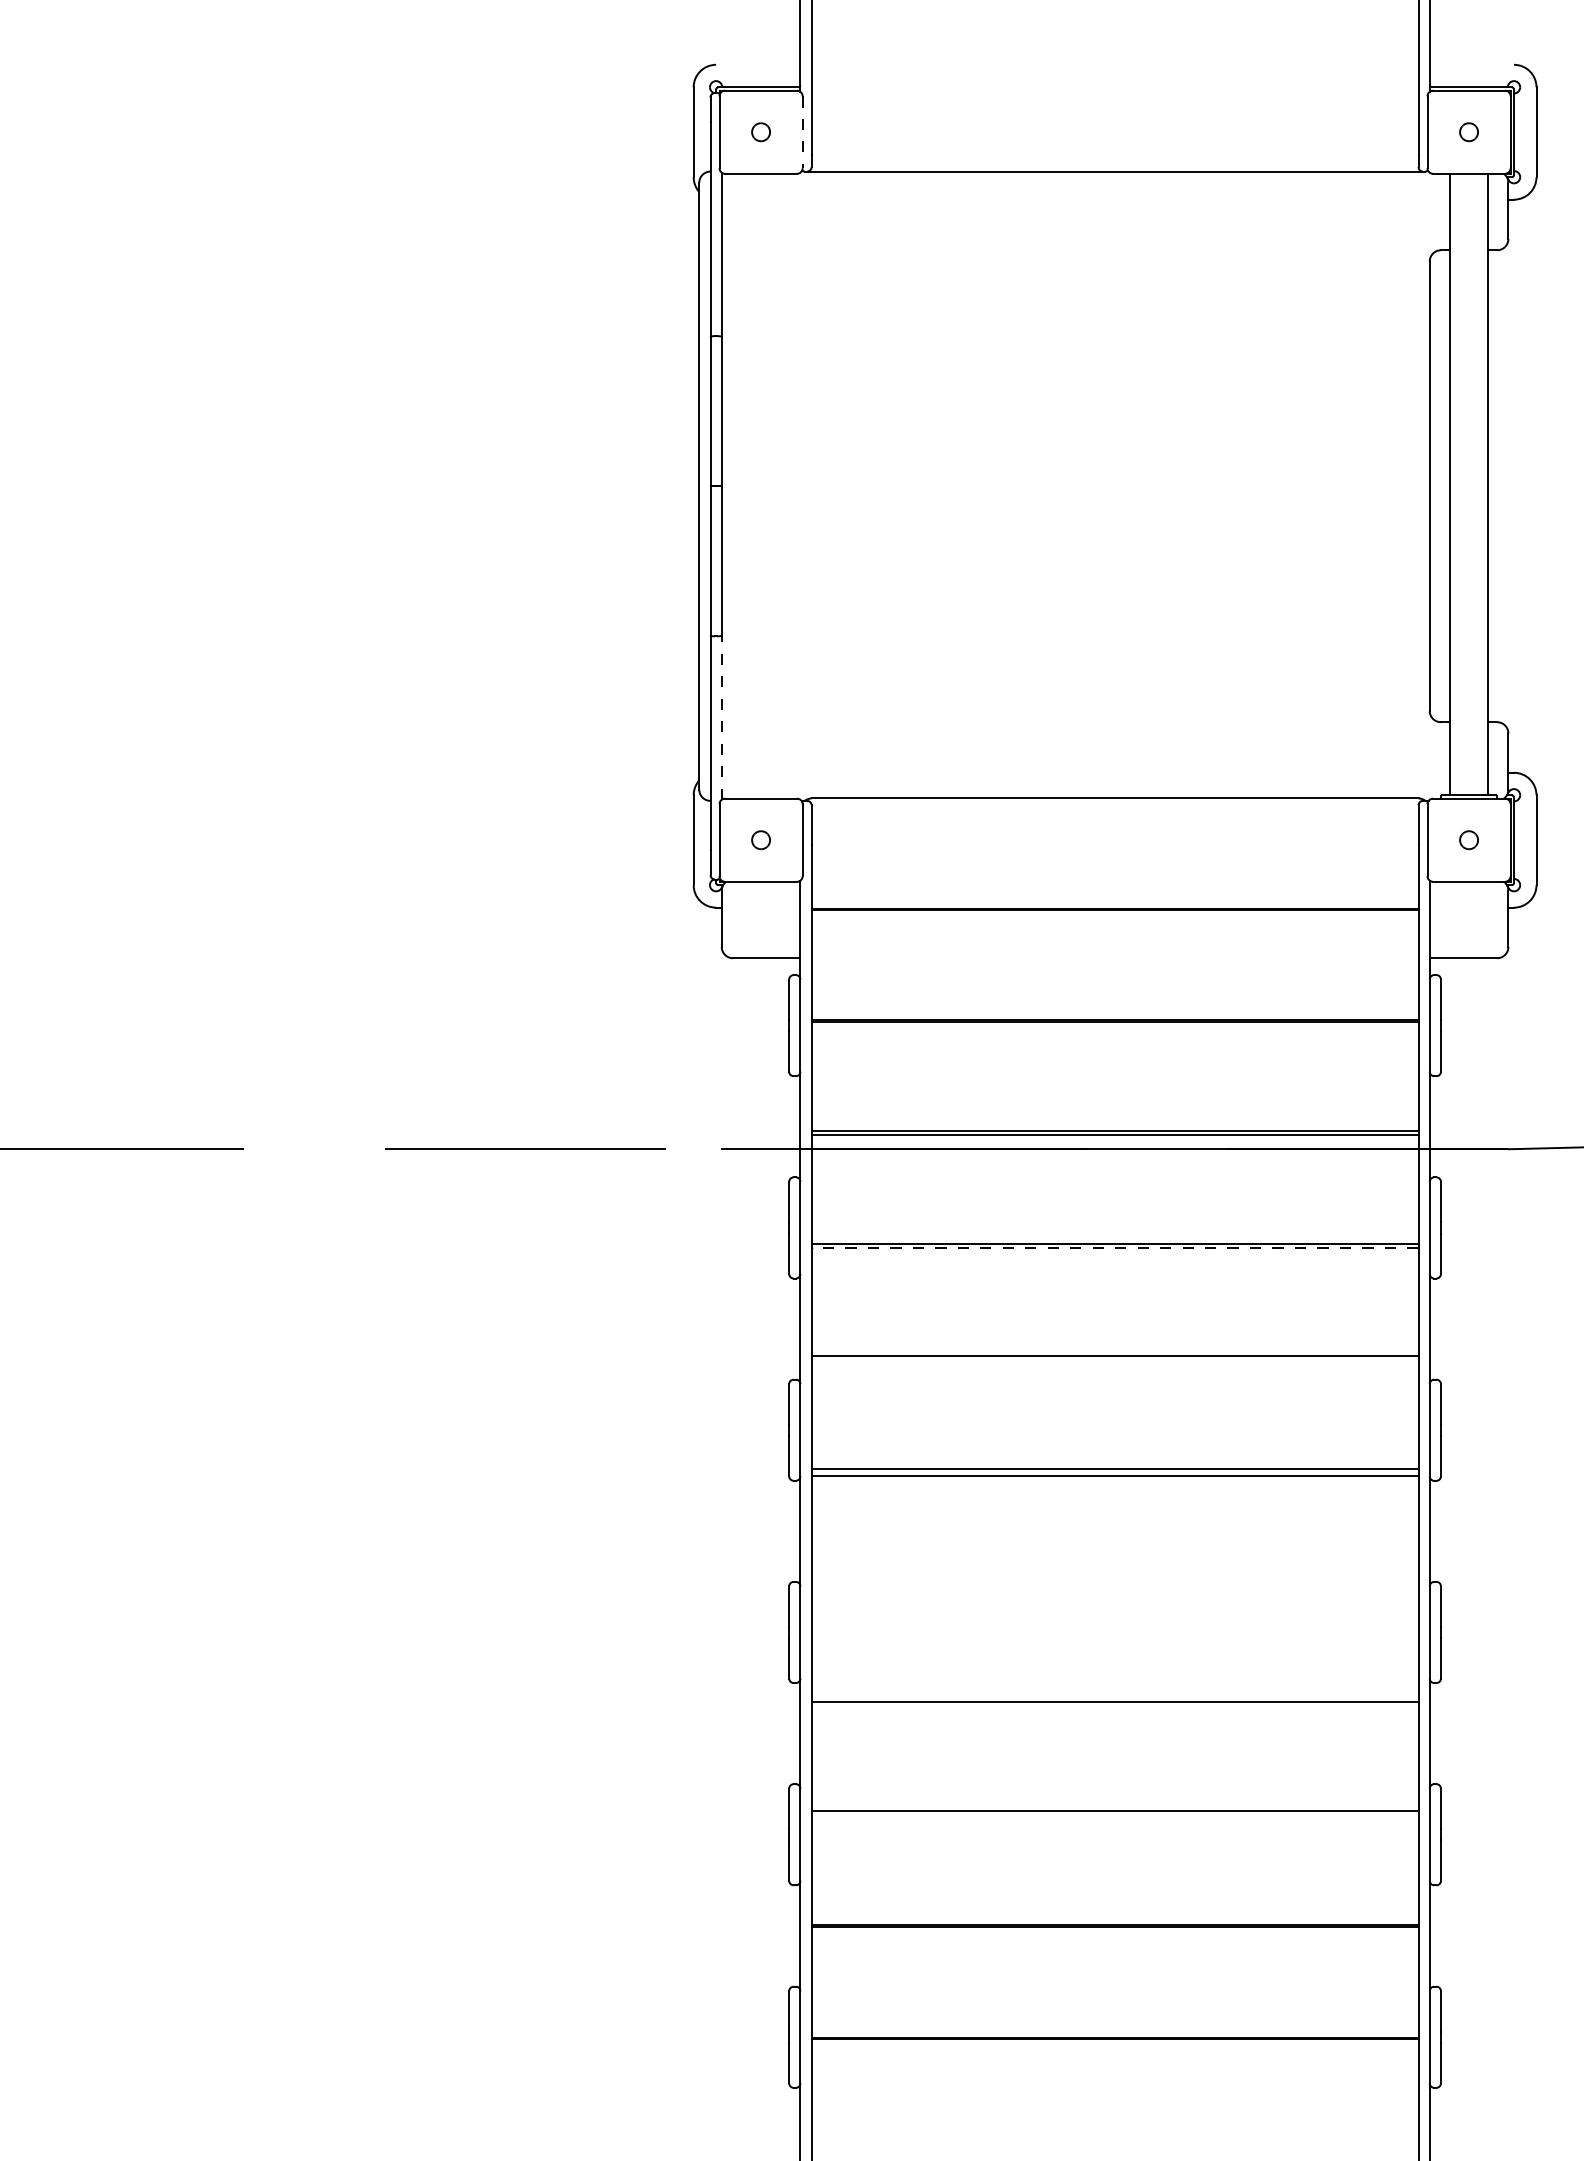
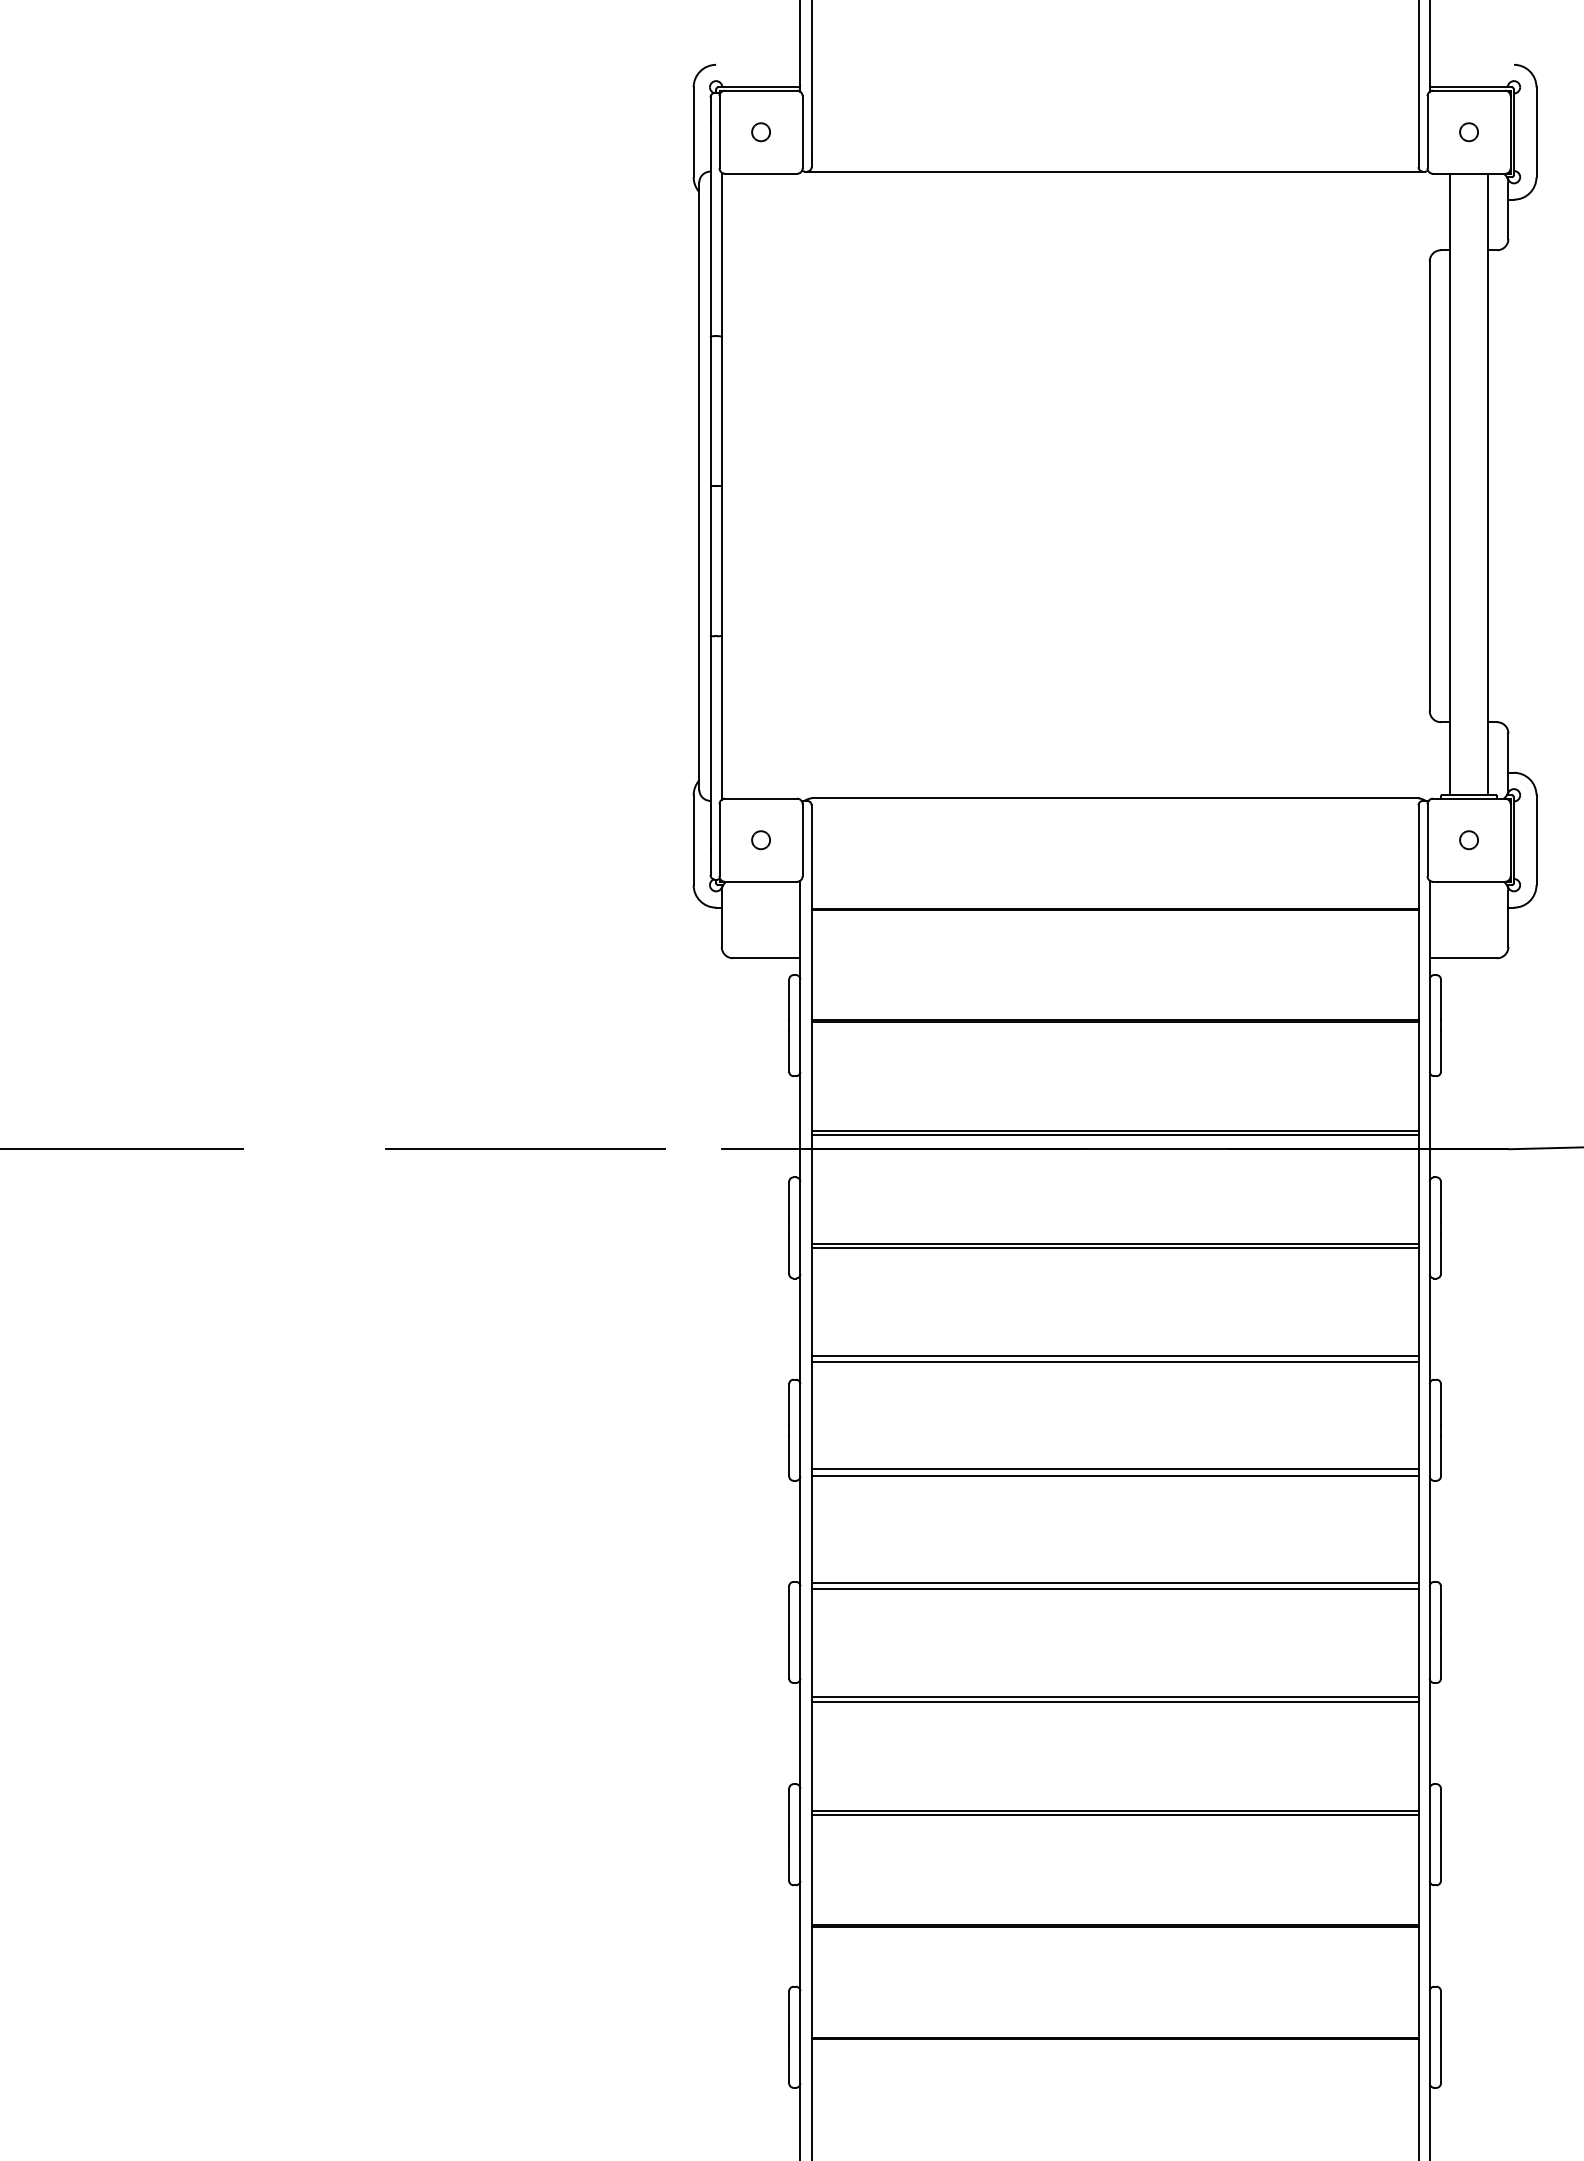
line: dashed -> solid (802, 132)
line: dashed -> solid (721, 717)
line: dashed -> solid (1114, 1248)
line: none -> present (1114, 1362)
line: none -> present (1114, 1583)
line: none -> present (1114, 1588)
line: none -> present (1114, 1697)
line: none -> present (1114, 1814)
